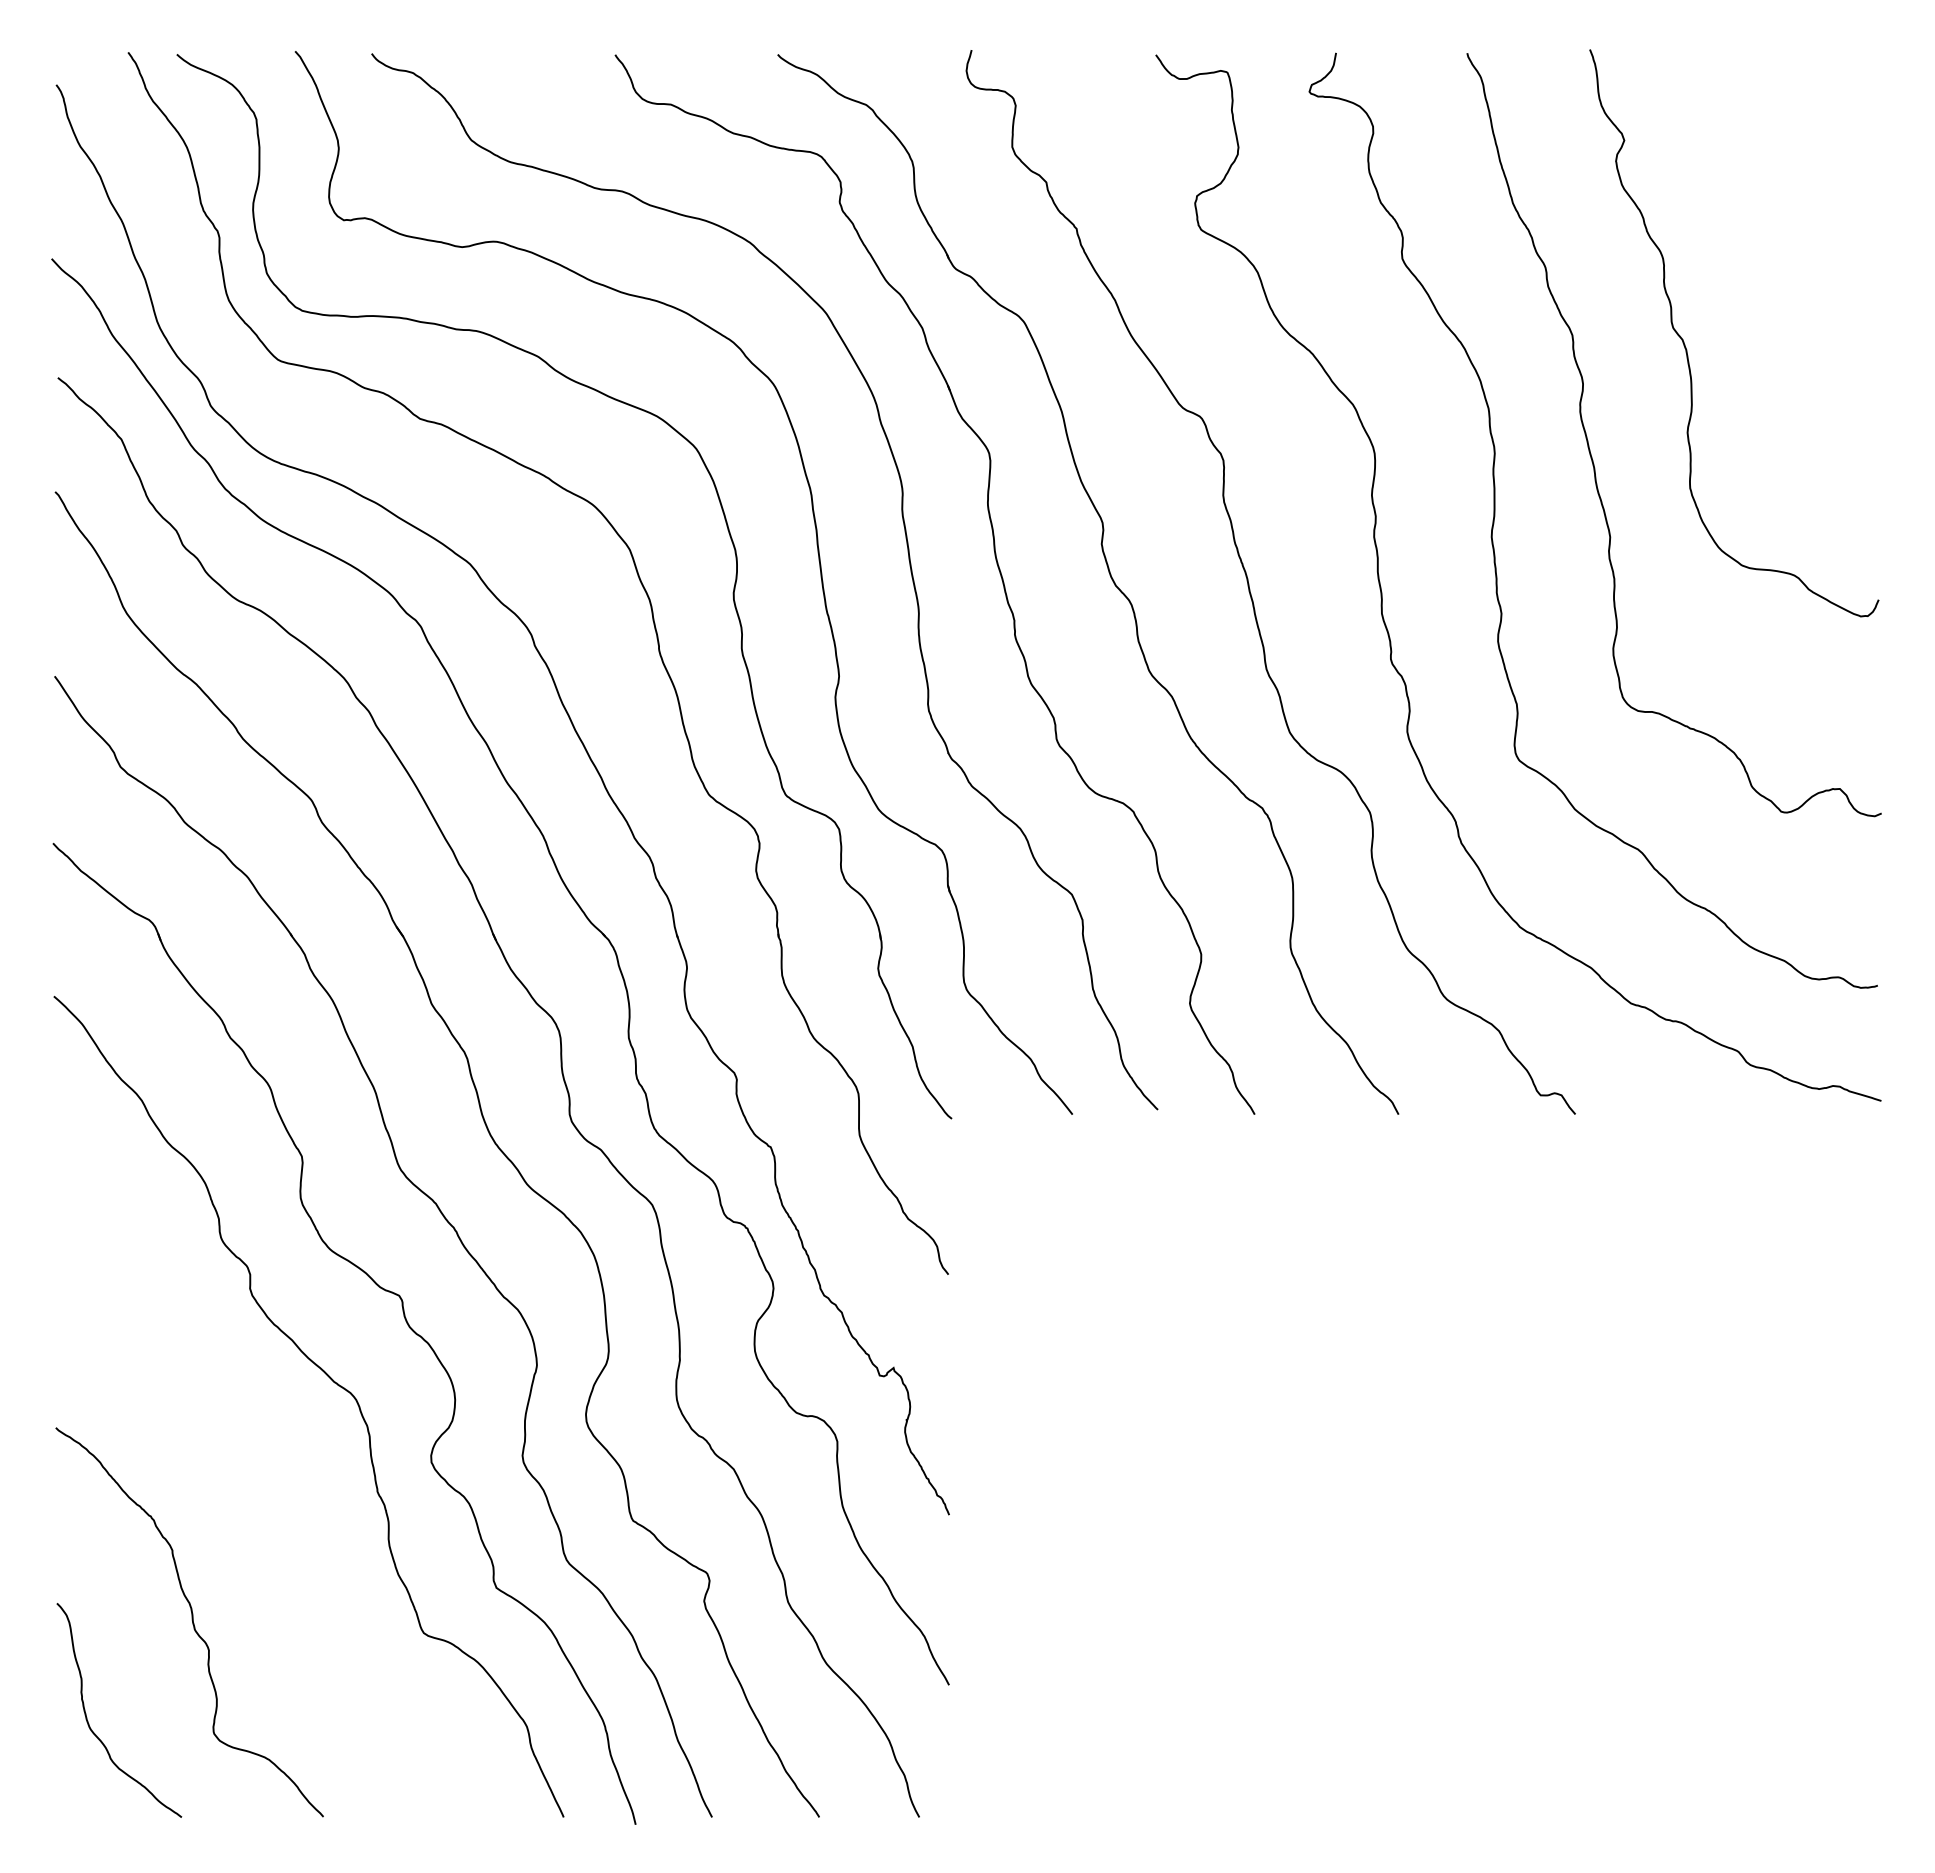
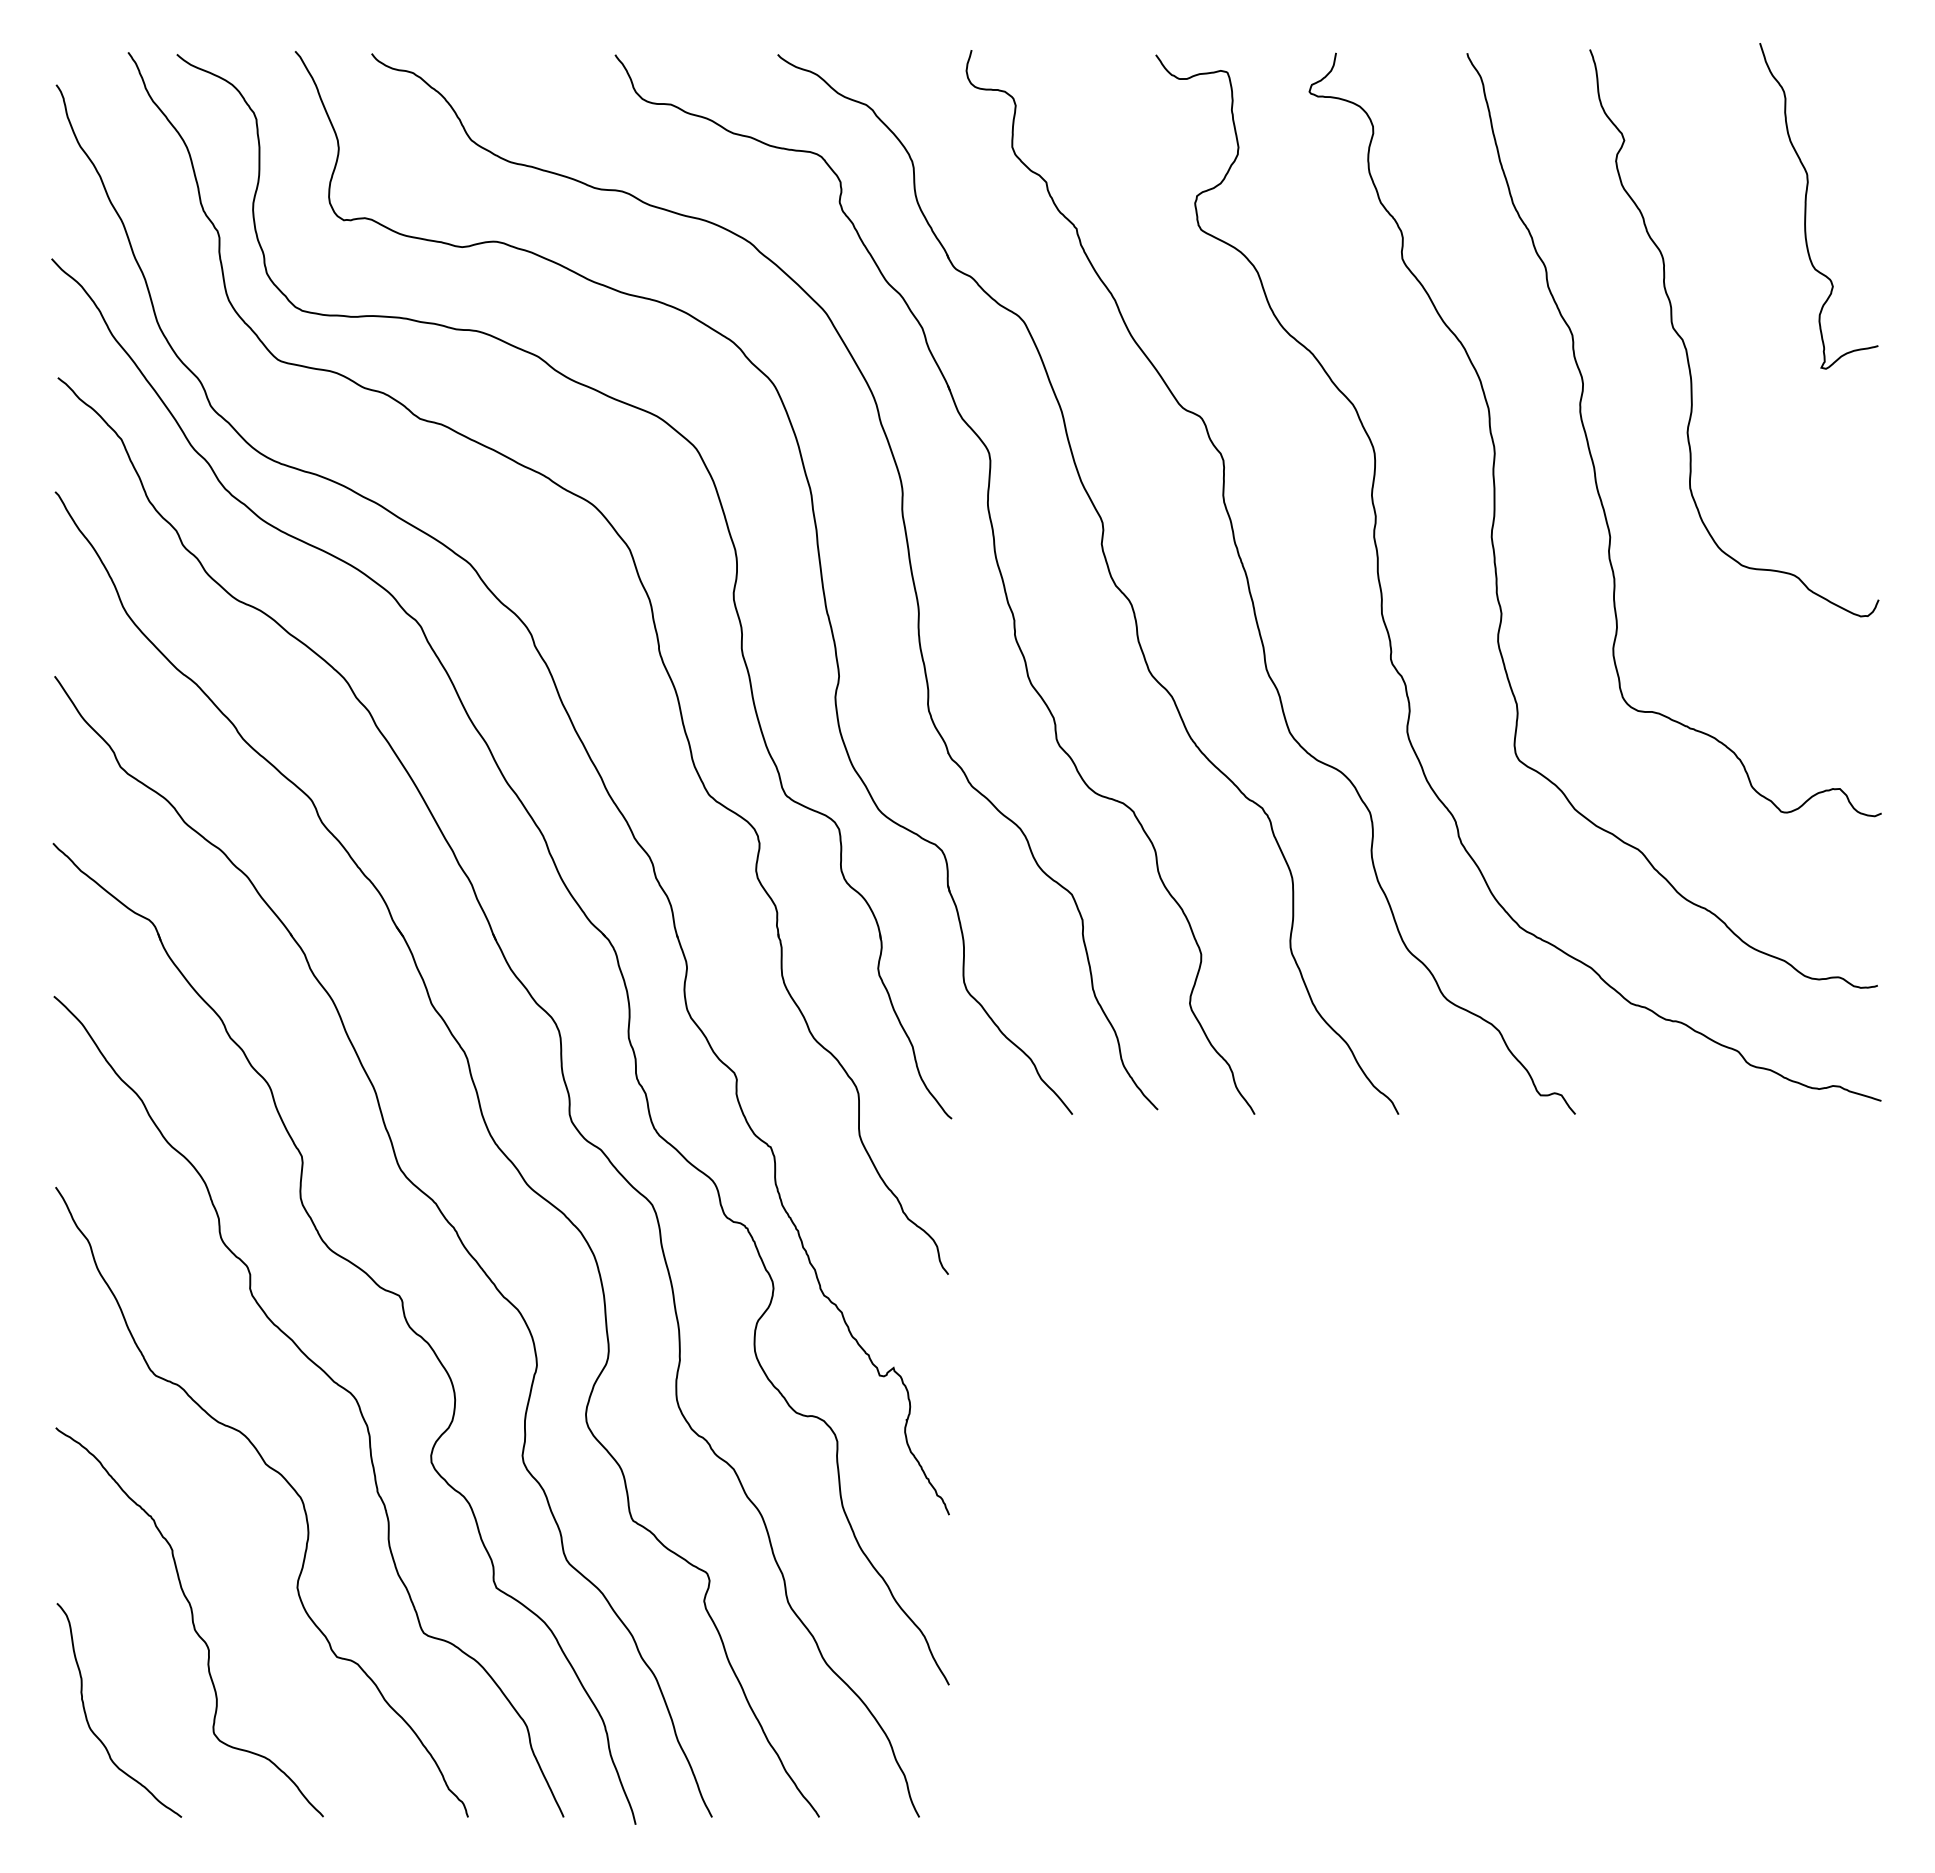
curve: none -> present (1806, 206)
curve: none -> present (285, 1481)
